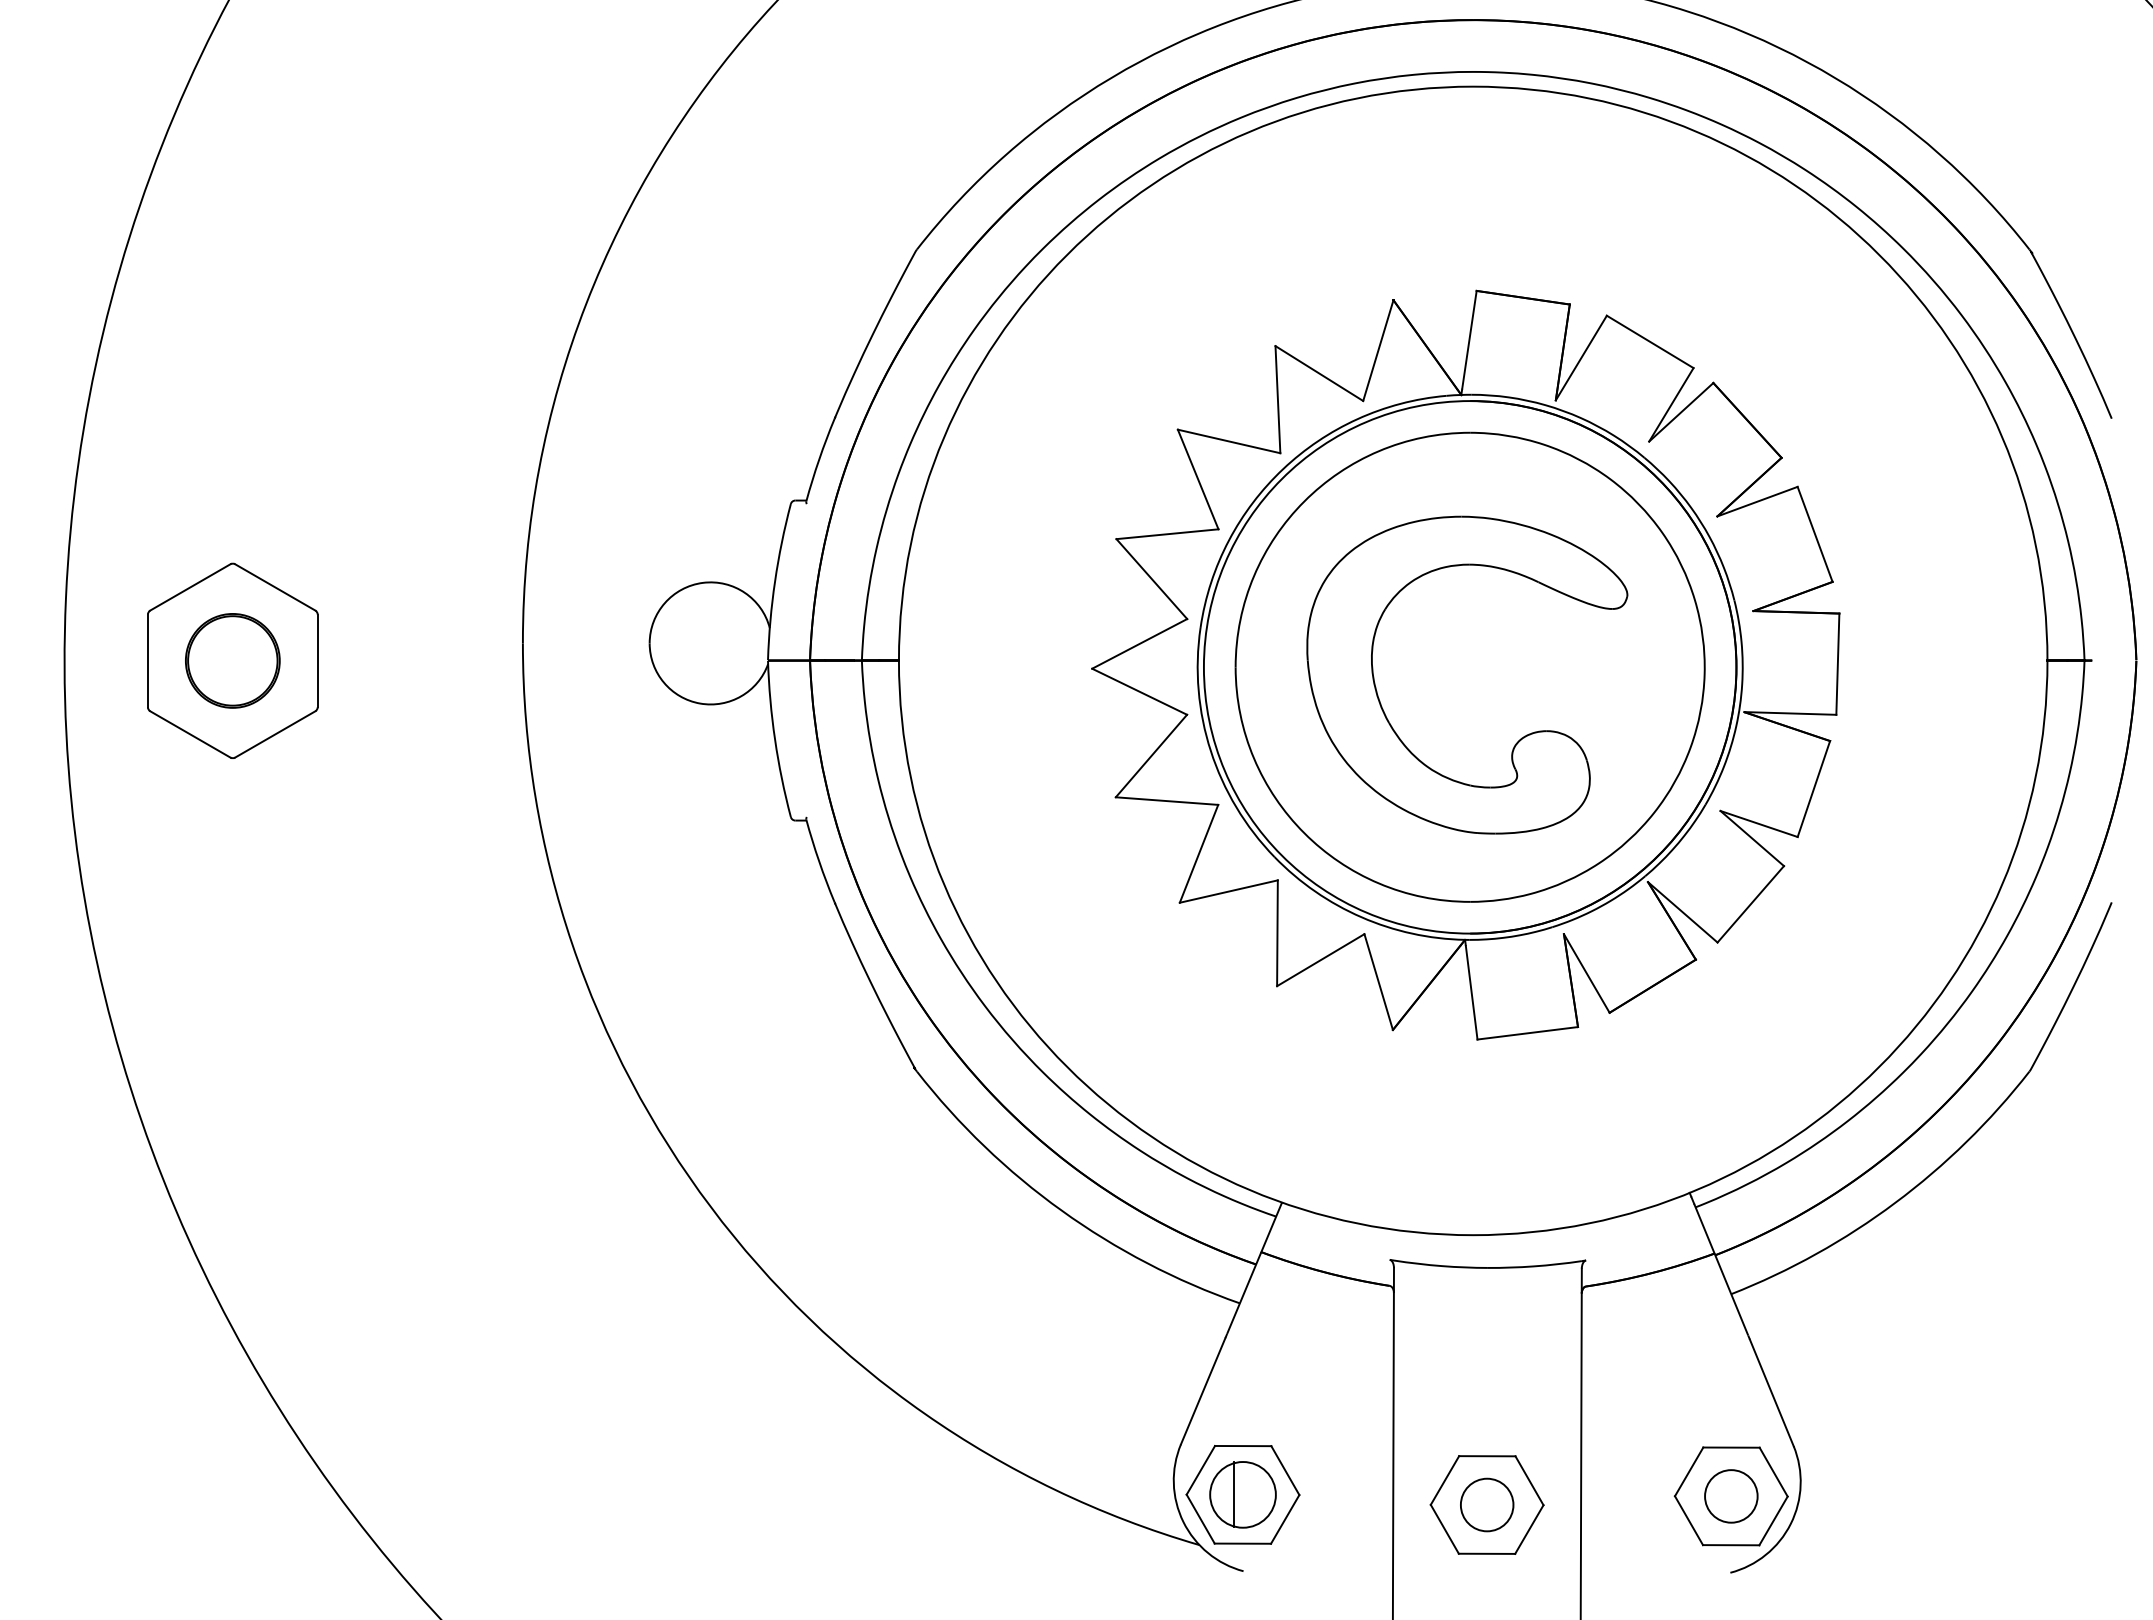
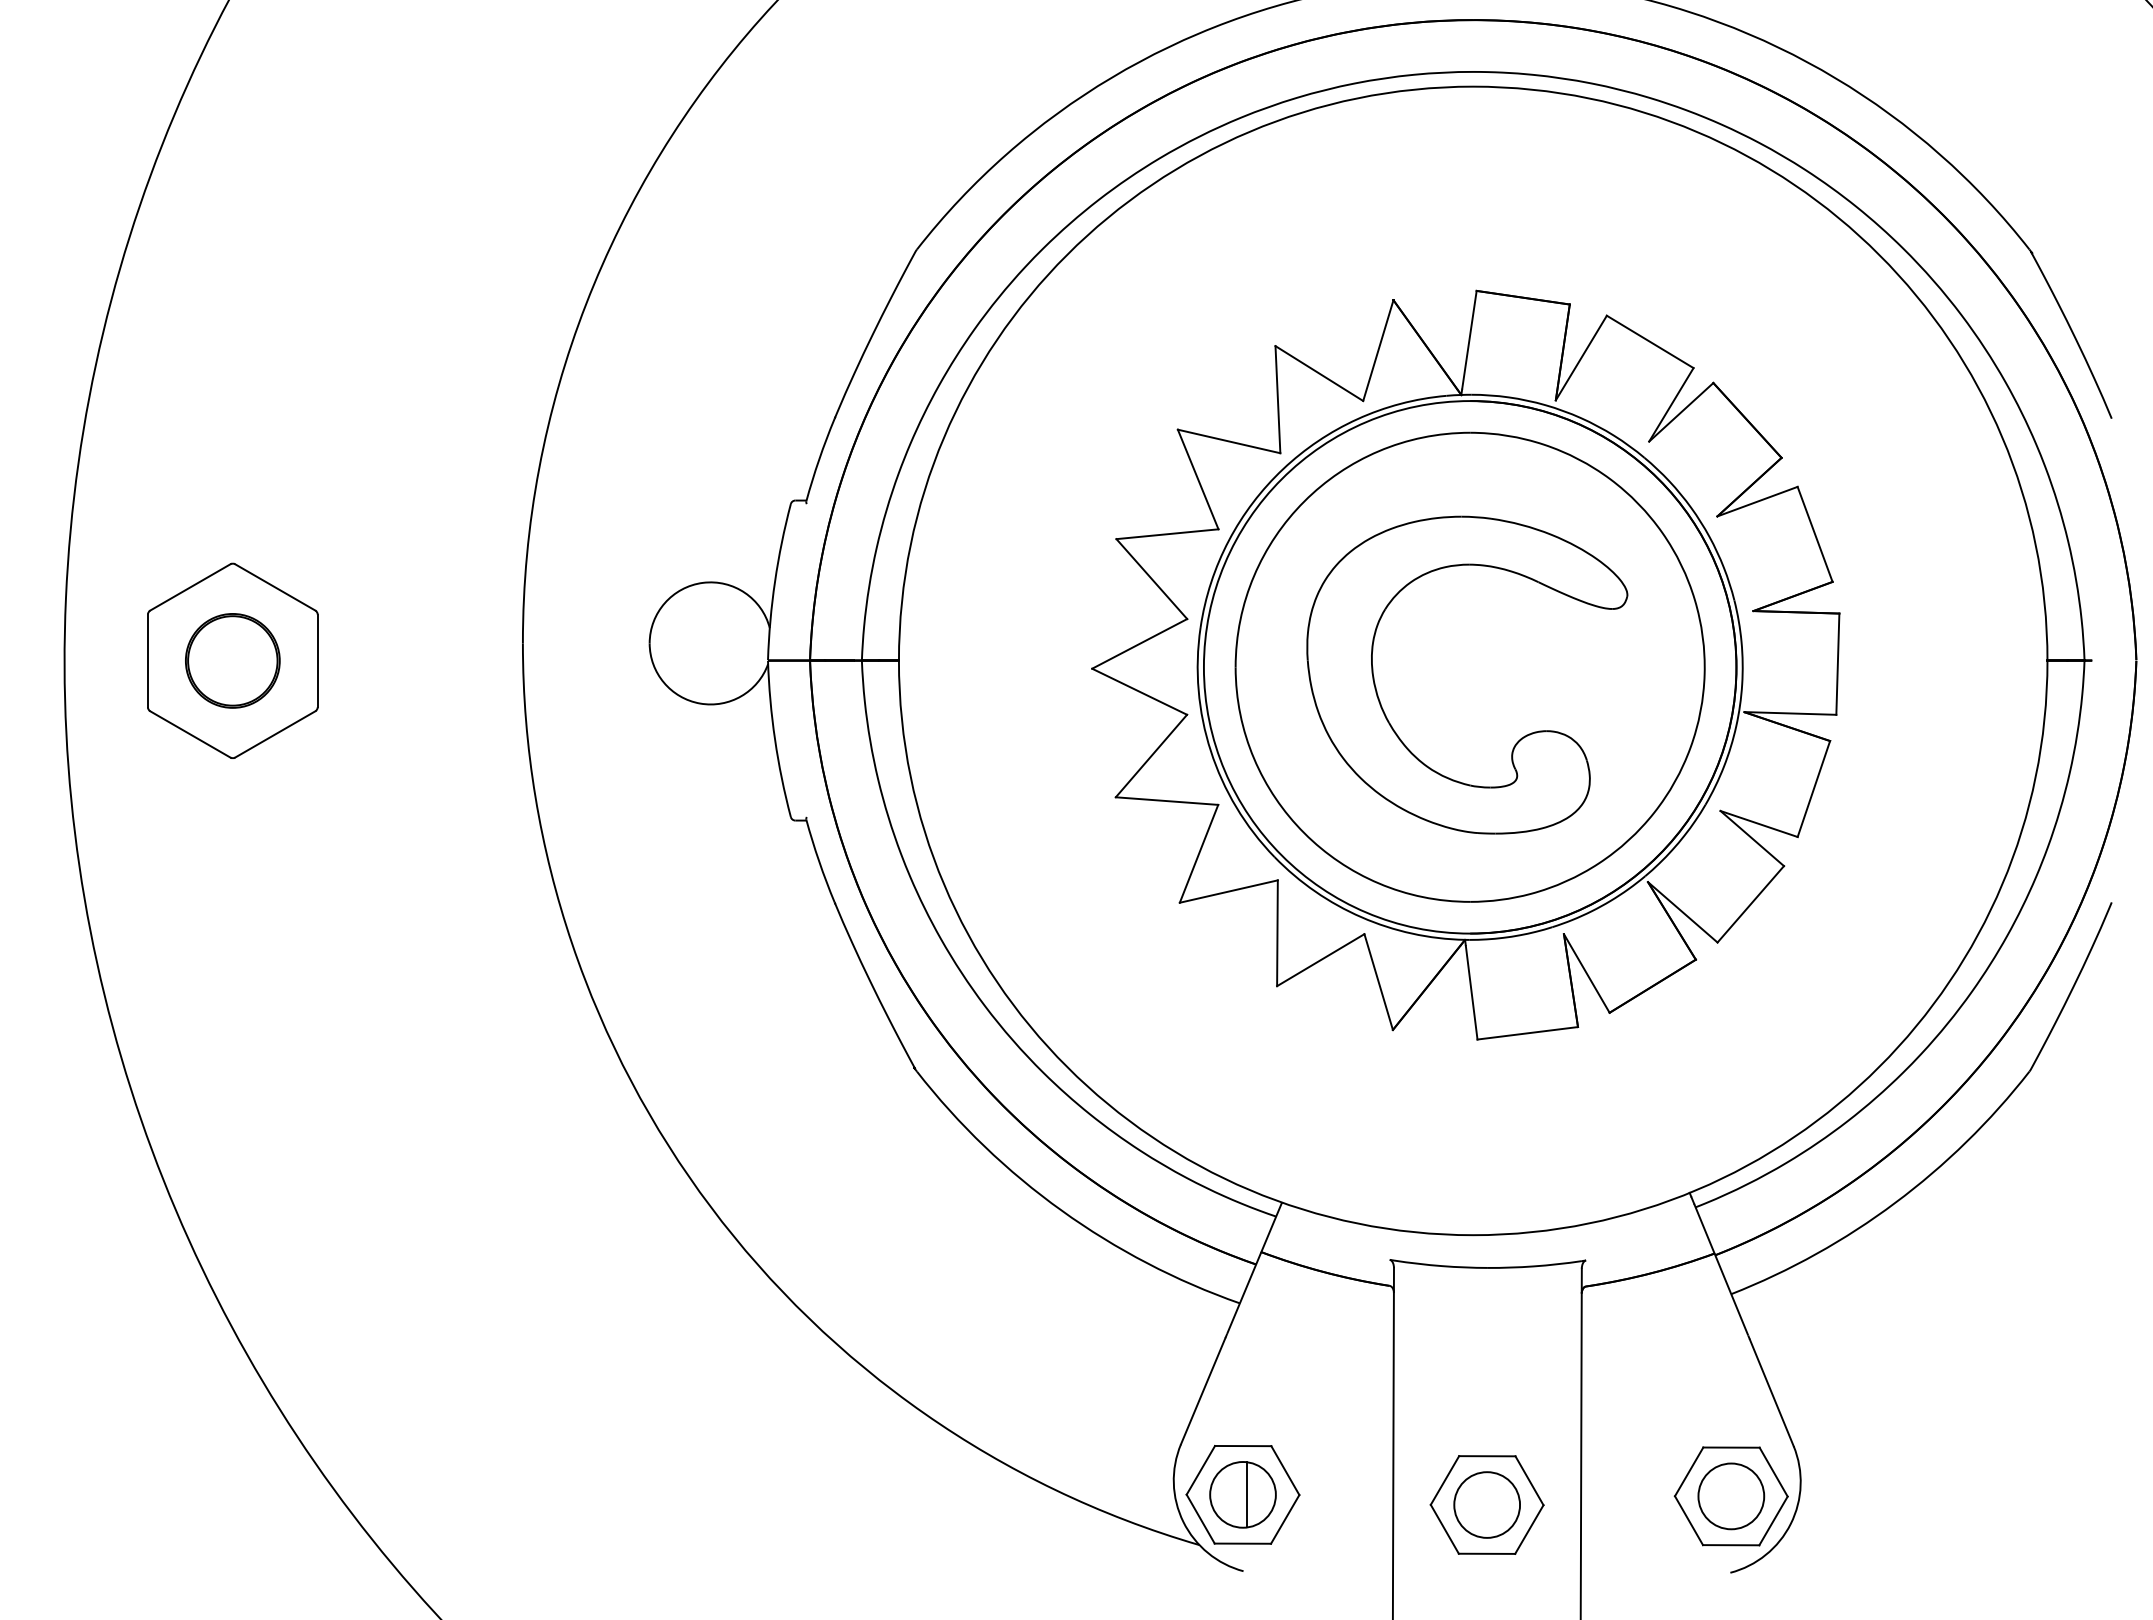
line position: (1234, 1494) -> (1247, 1494) (1247, 1494)
circle diameter: 53 px -> 66 px (1731, 1496)
circle diameter: 53 px -> 66 px (1487, 1504)
